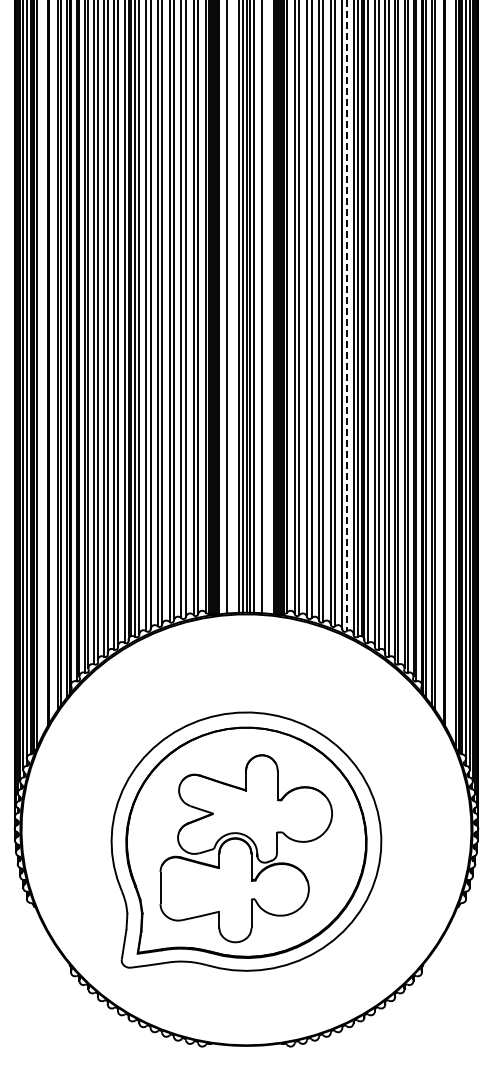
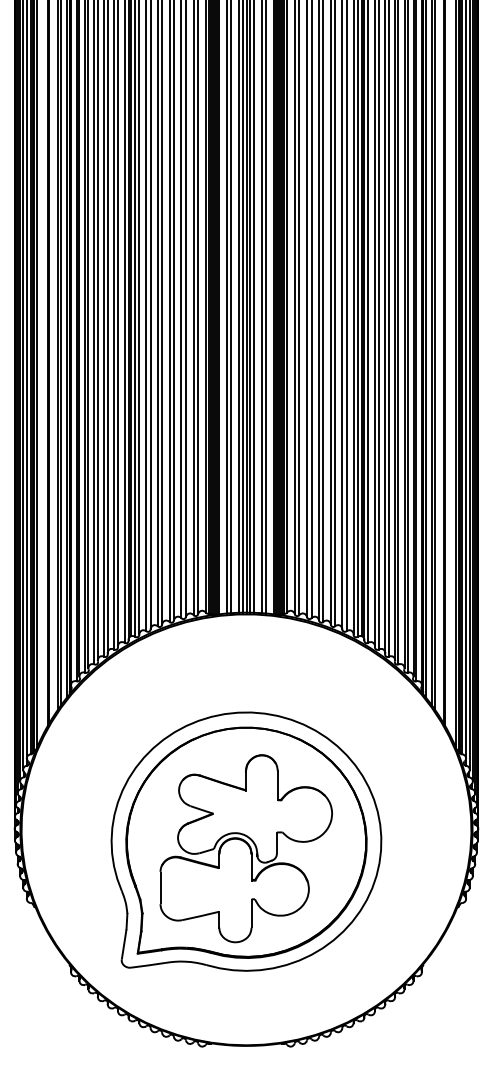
line: none -> present (230, 307)
line: none -> present (266, 307)
line: dashed -> solid (346, 316)
